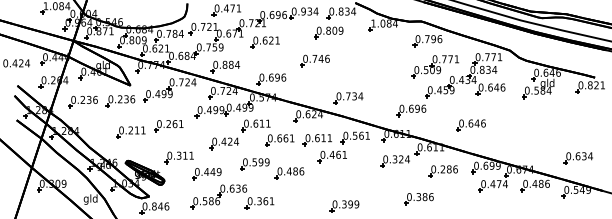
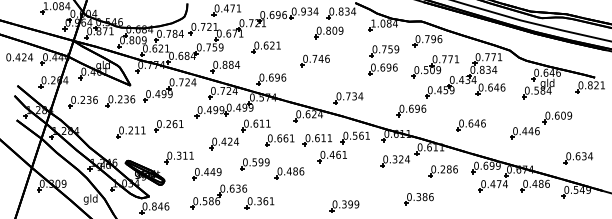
part position: (264, 42) -> (265, 47) (265, 47)
part: none -> present (383, 60)
text position: (16, 63) -> (19, 57) (19, 57)
part: none -> present (541, 125)
